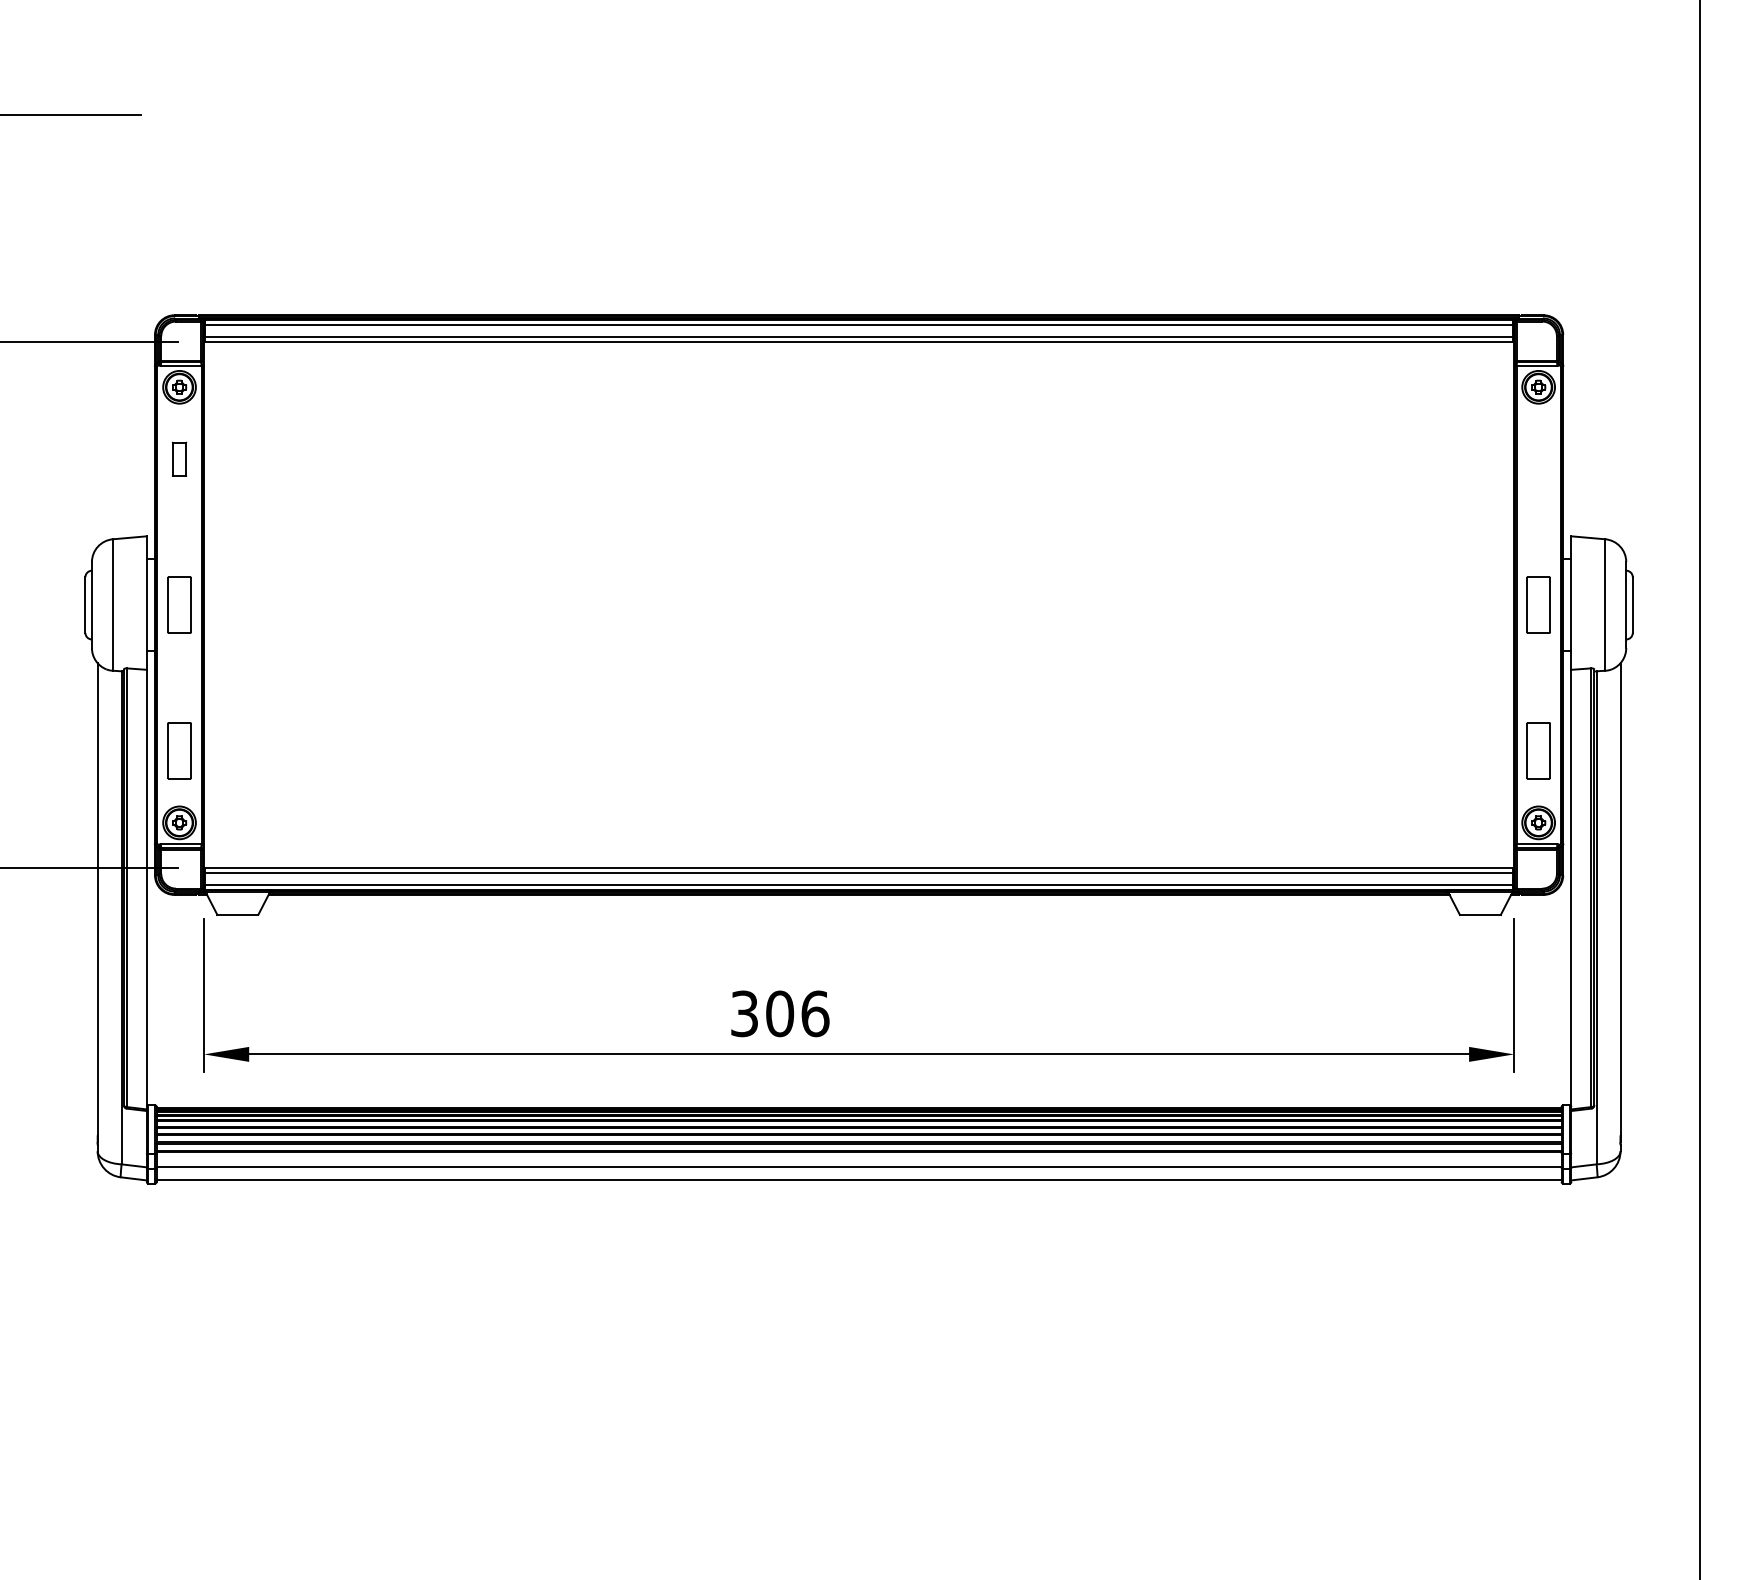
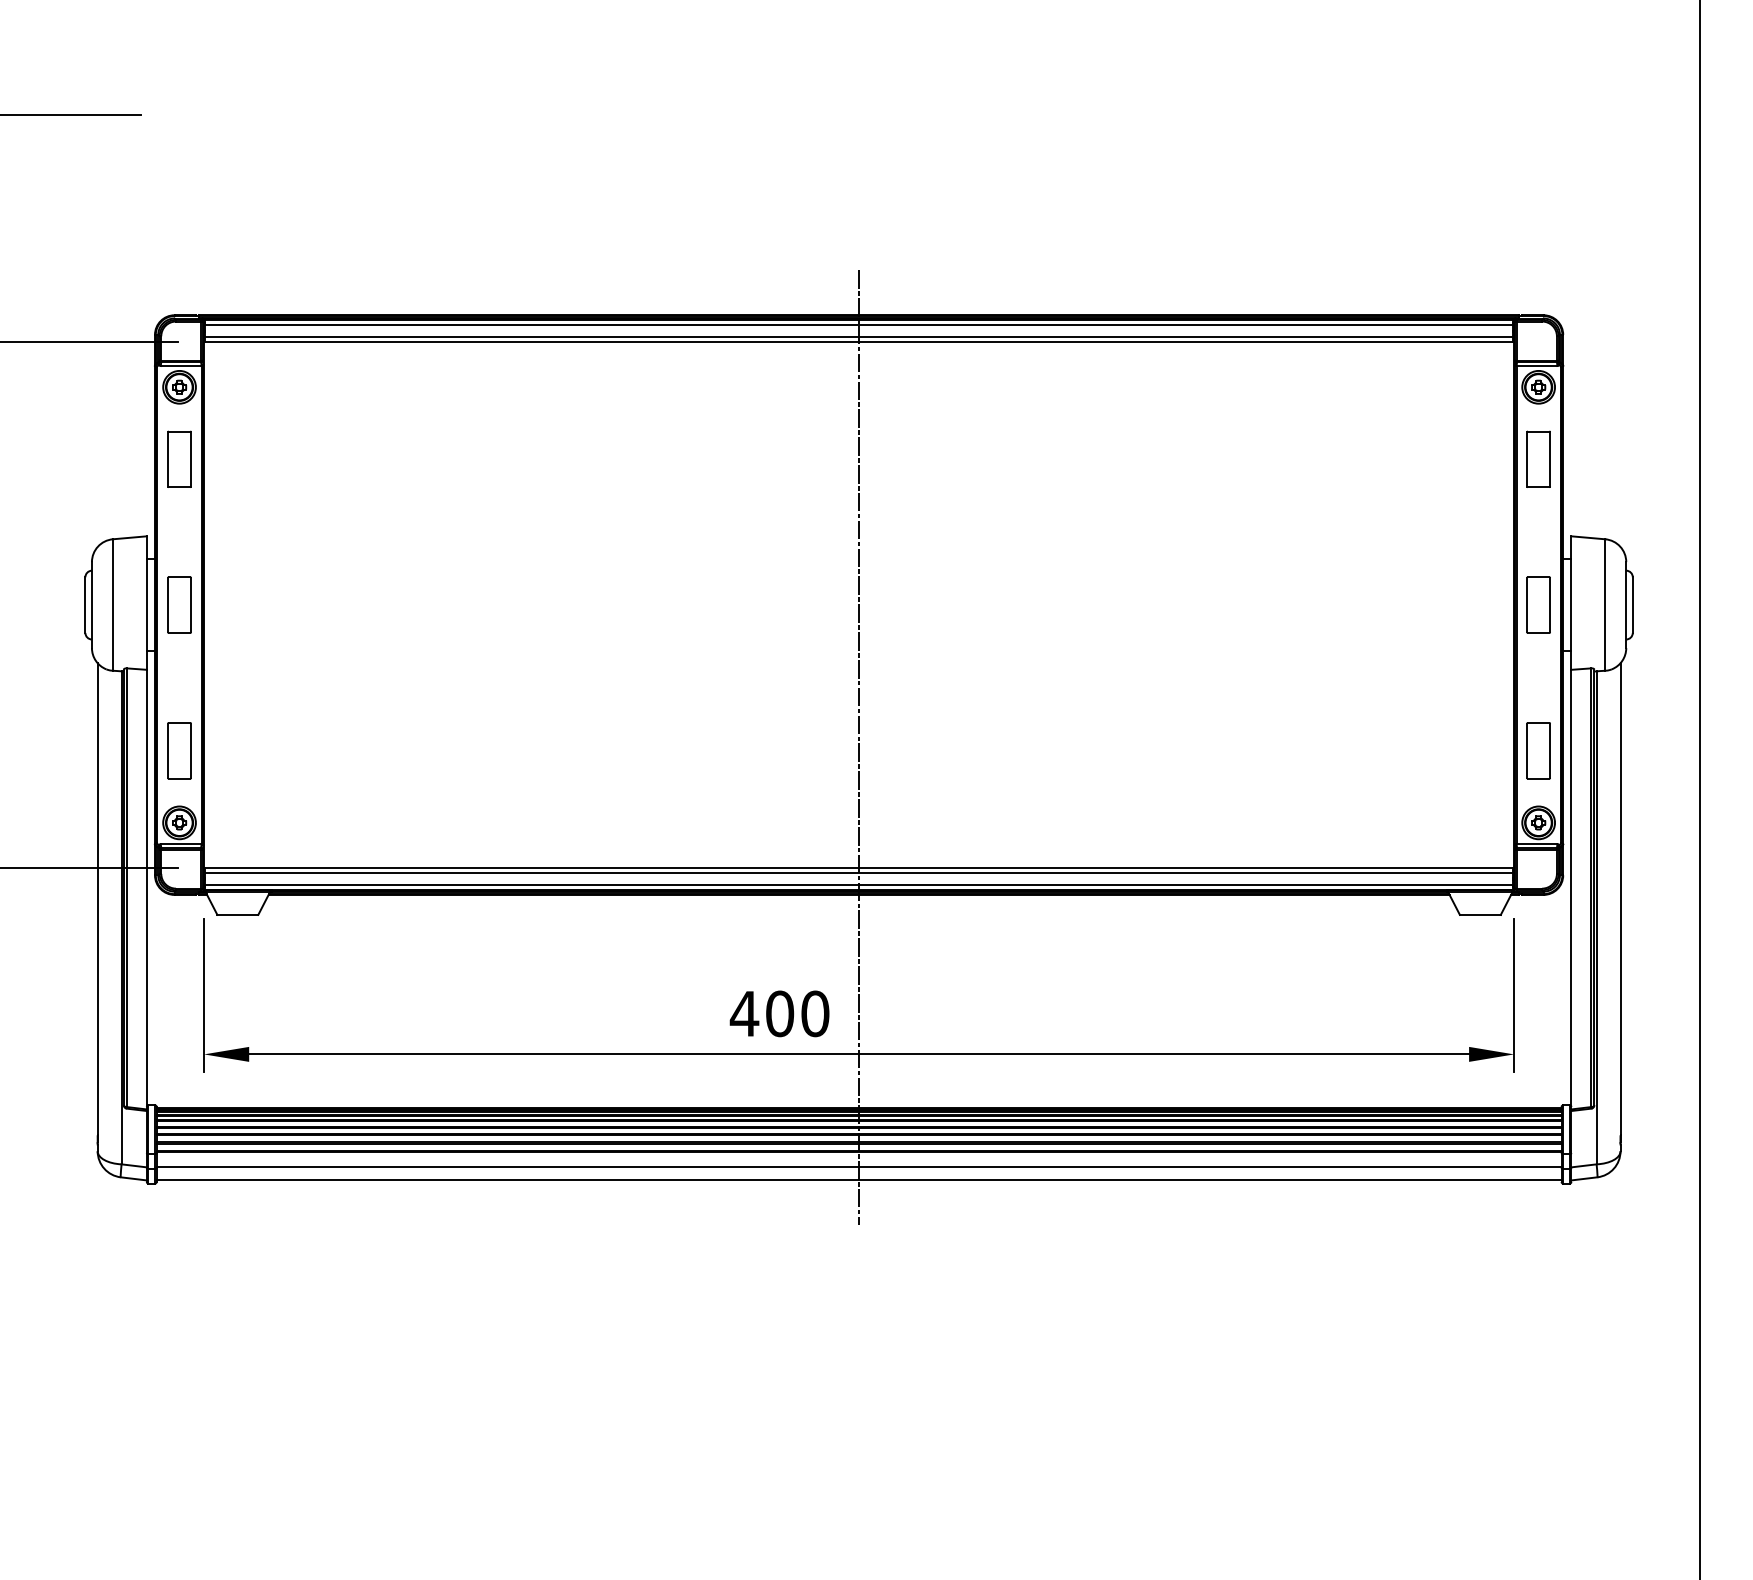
part size: 16x36 px -> 25x58 px (179, 458)
part: none -> present (1538, 458)
line: none -> present (859, 747)
text: 306 -> 400 (779, 1013)
